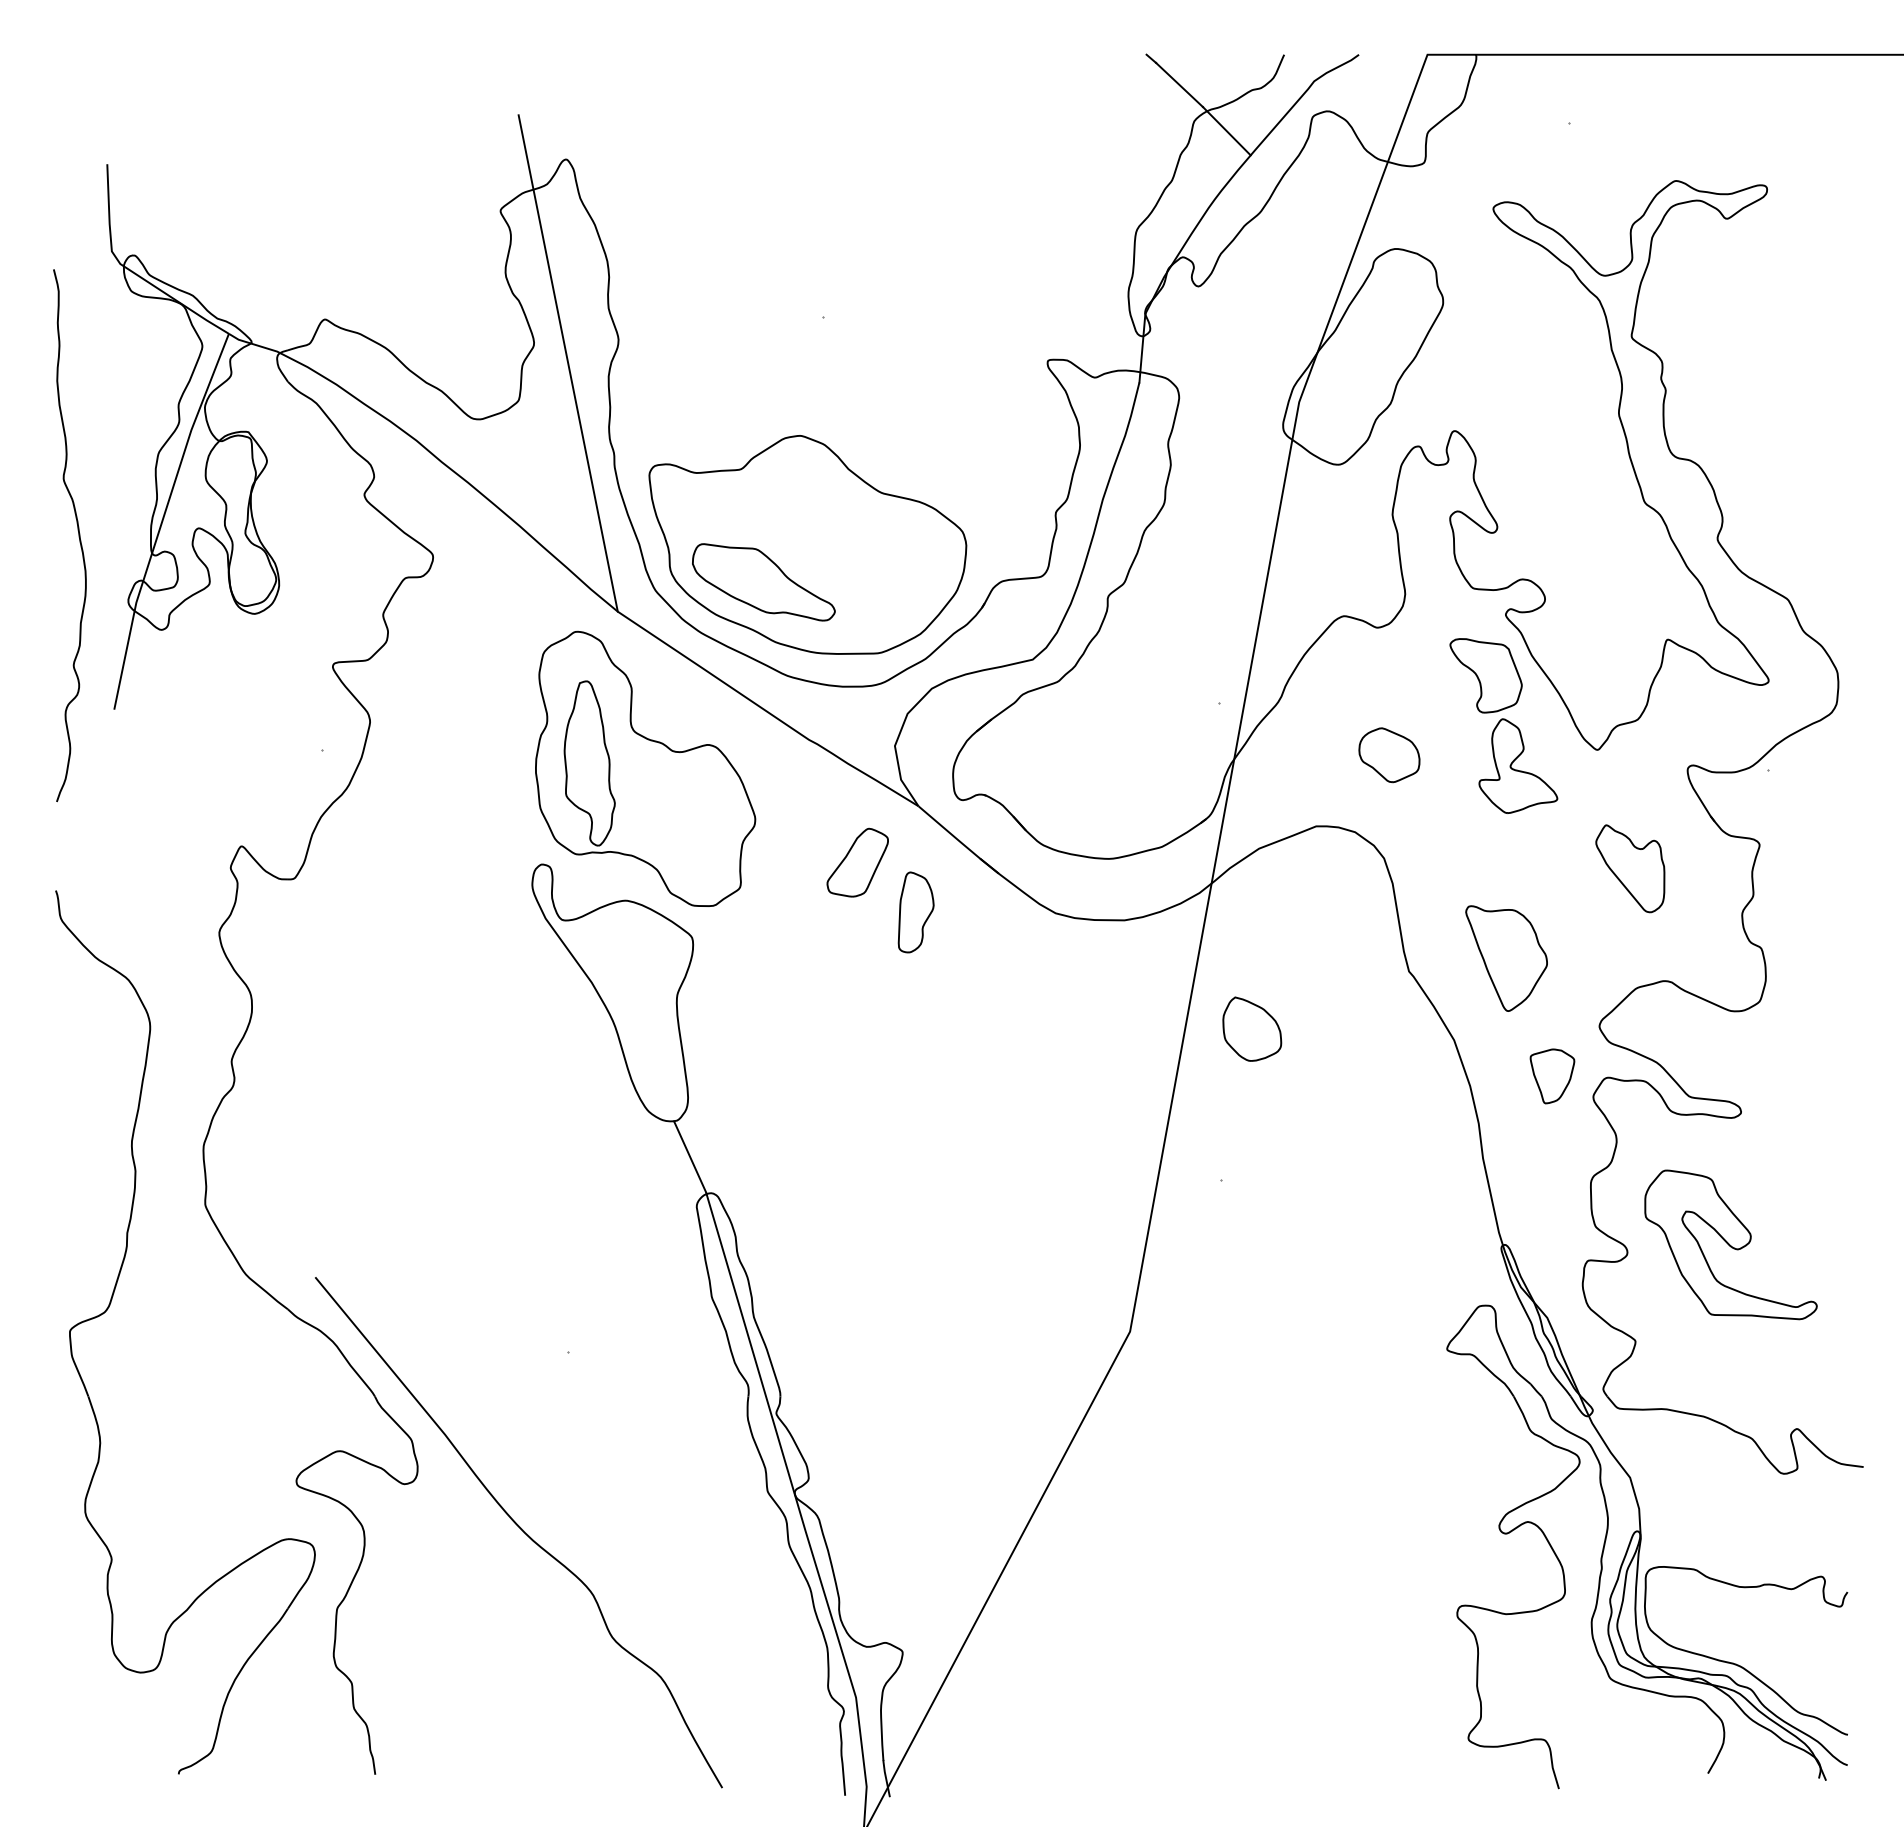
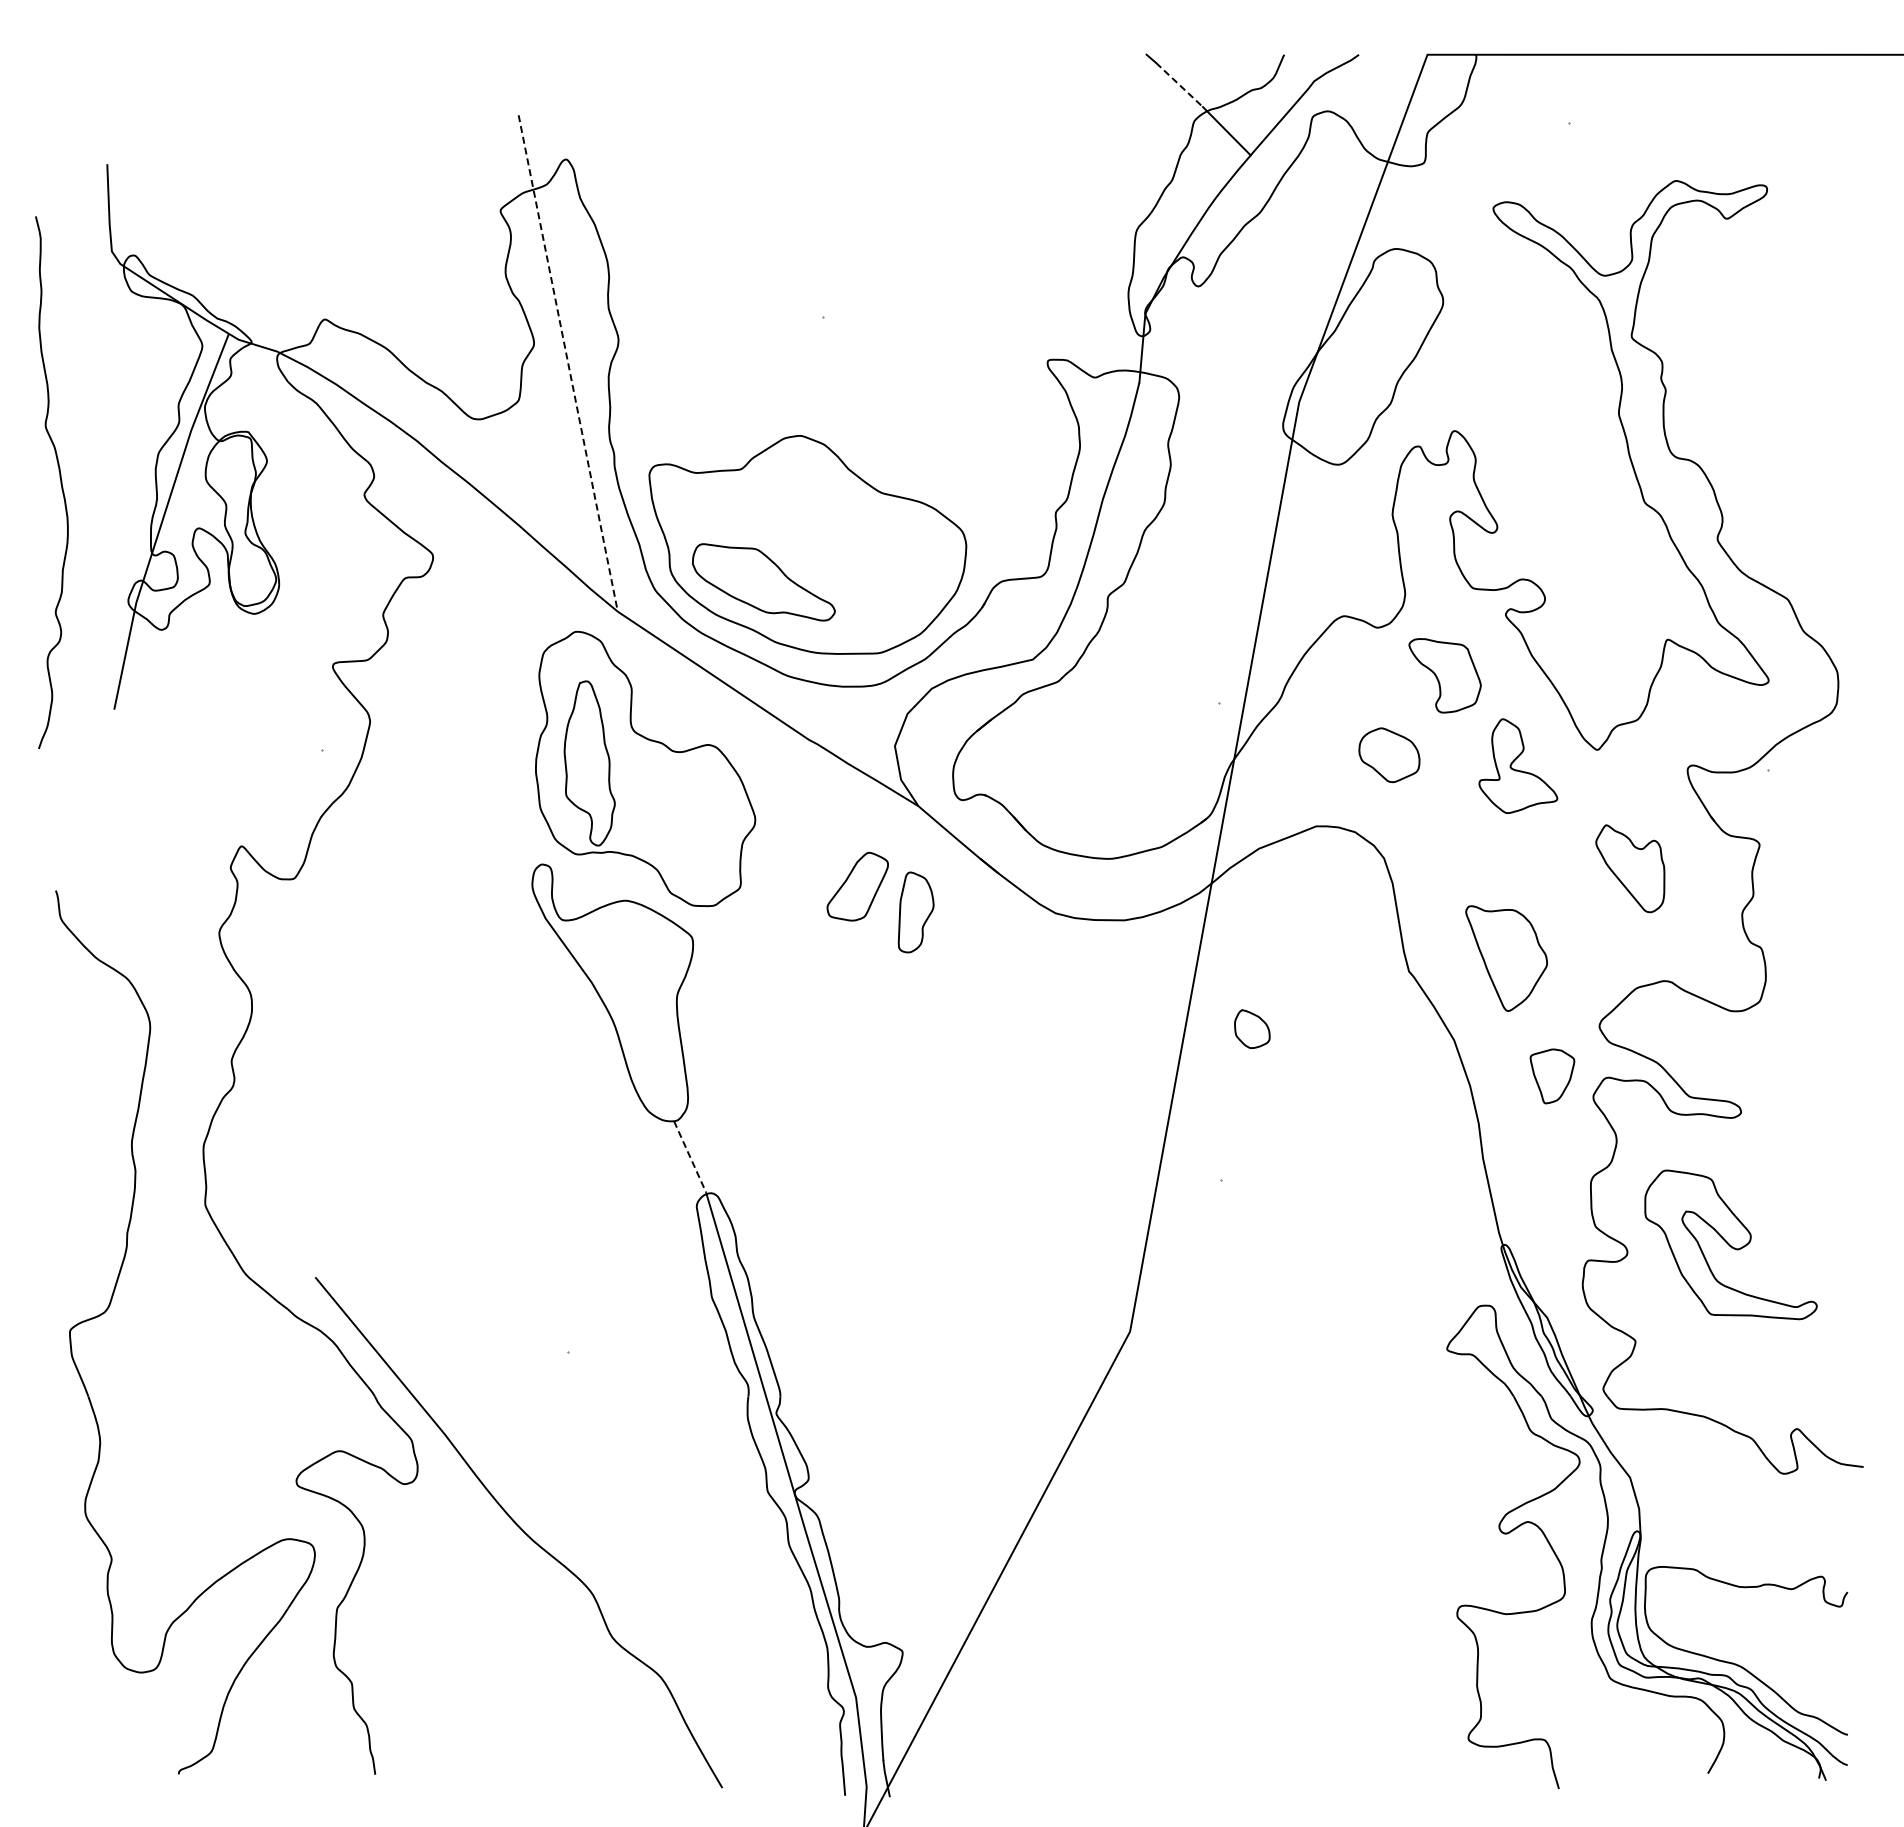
line: solid -> dashed (1179, 85)
line: solid -> dashed (568, 363)
curve position: (78, 535) -> (60, 482) (60, 482)
part position: (1485, 675) -> (1444, 675) (1444, 675)
part position: (857, 862) -> (857, 886) (857, 886)
part size: 61x66 px -> 37x40 px (1252, 1028)
line: solid -> dashed (690, 1156)
